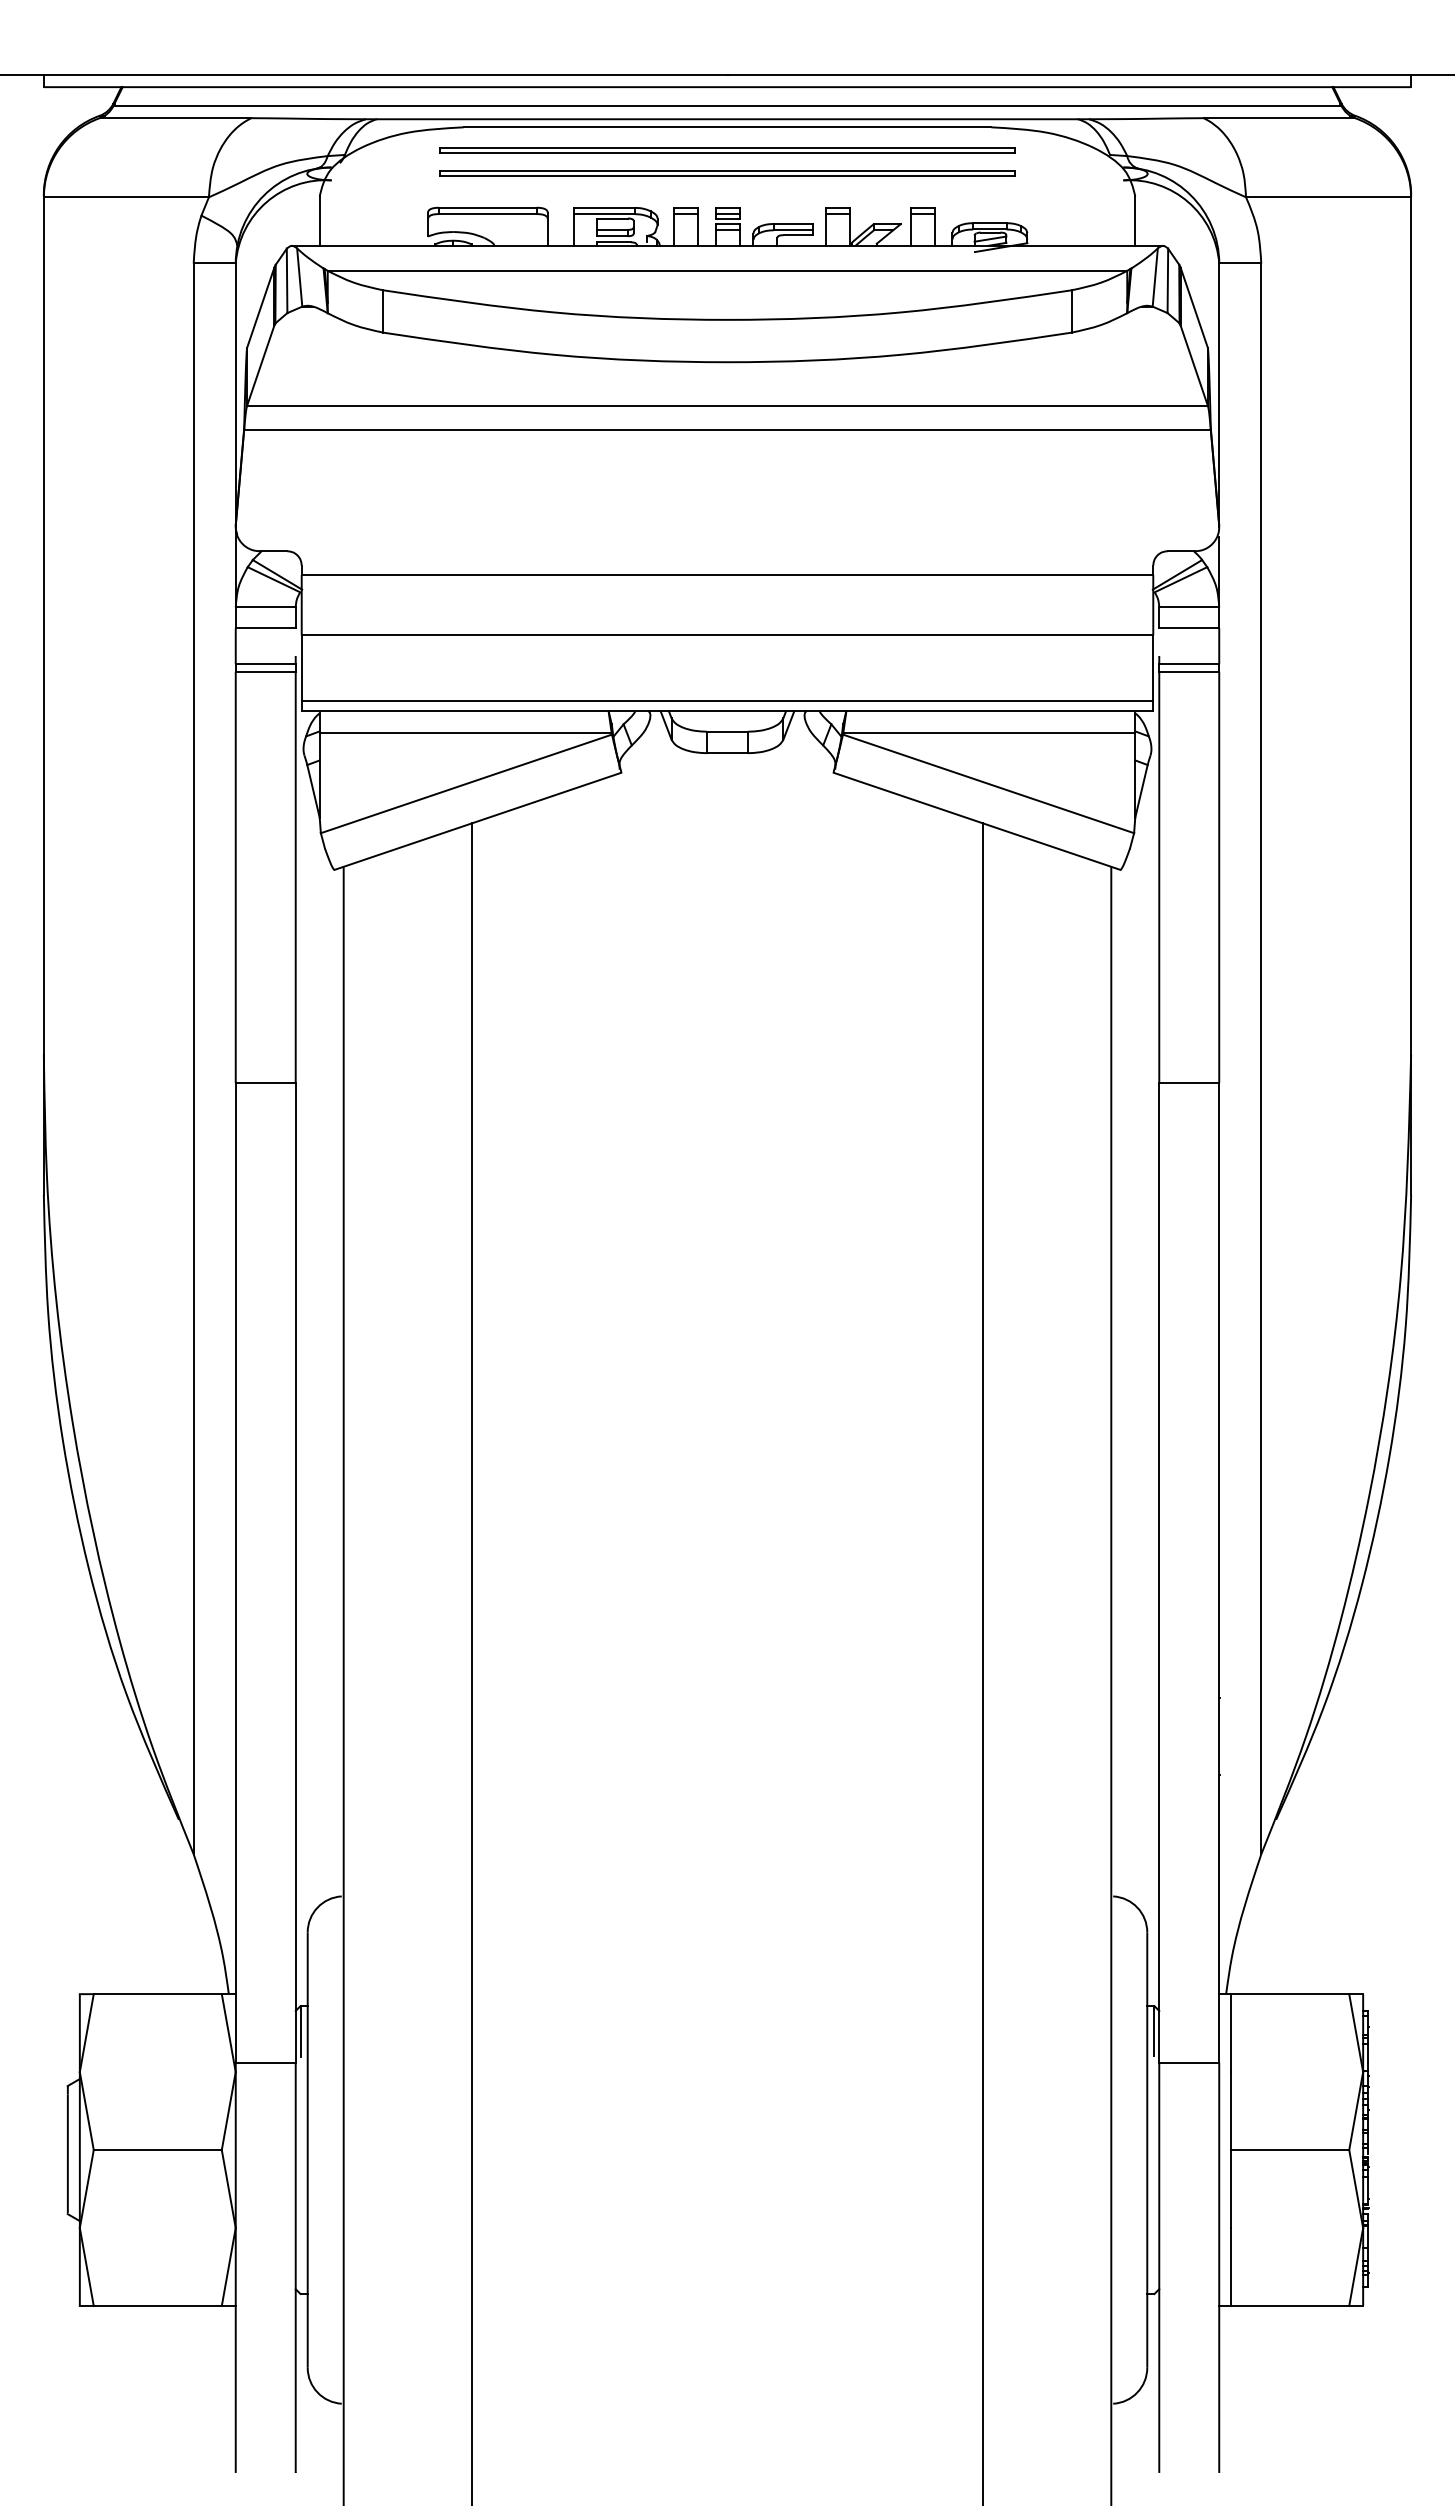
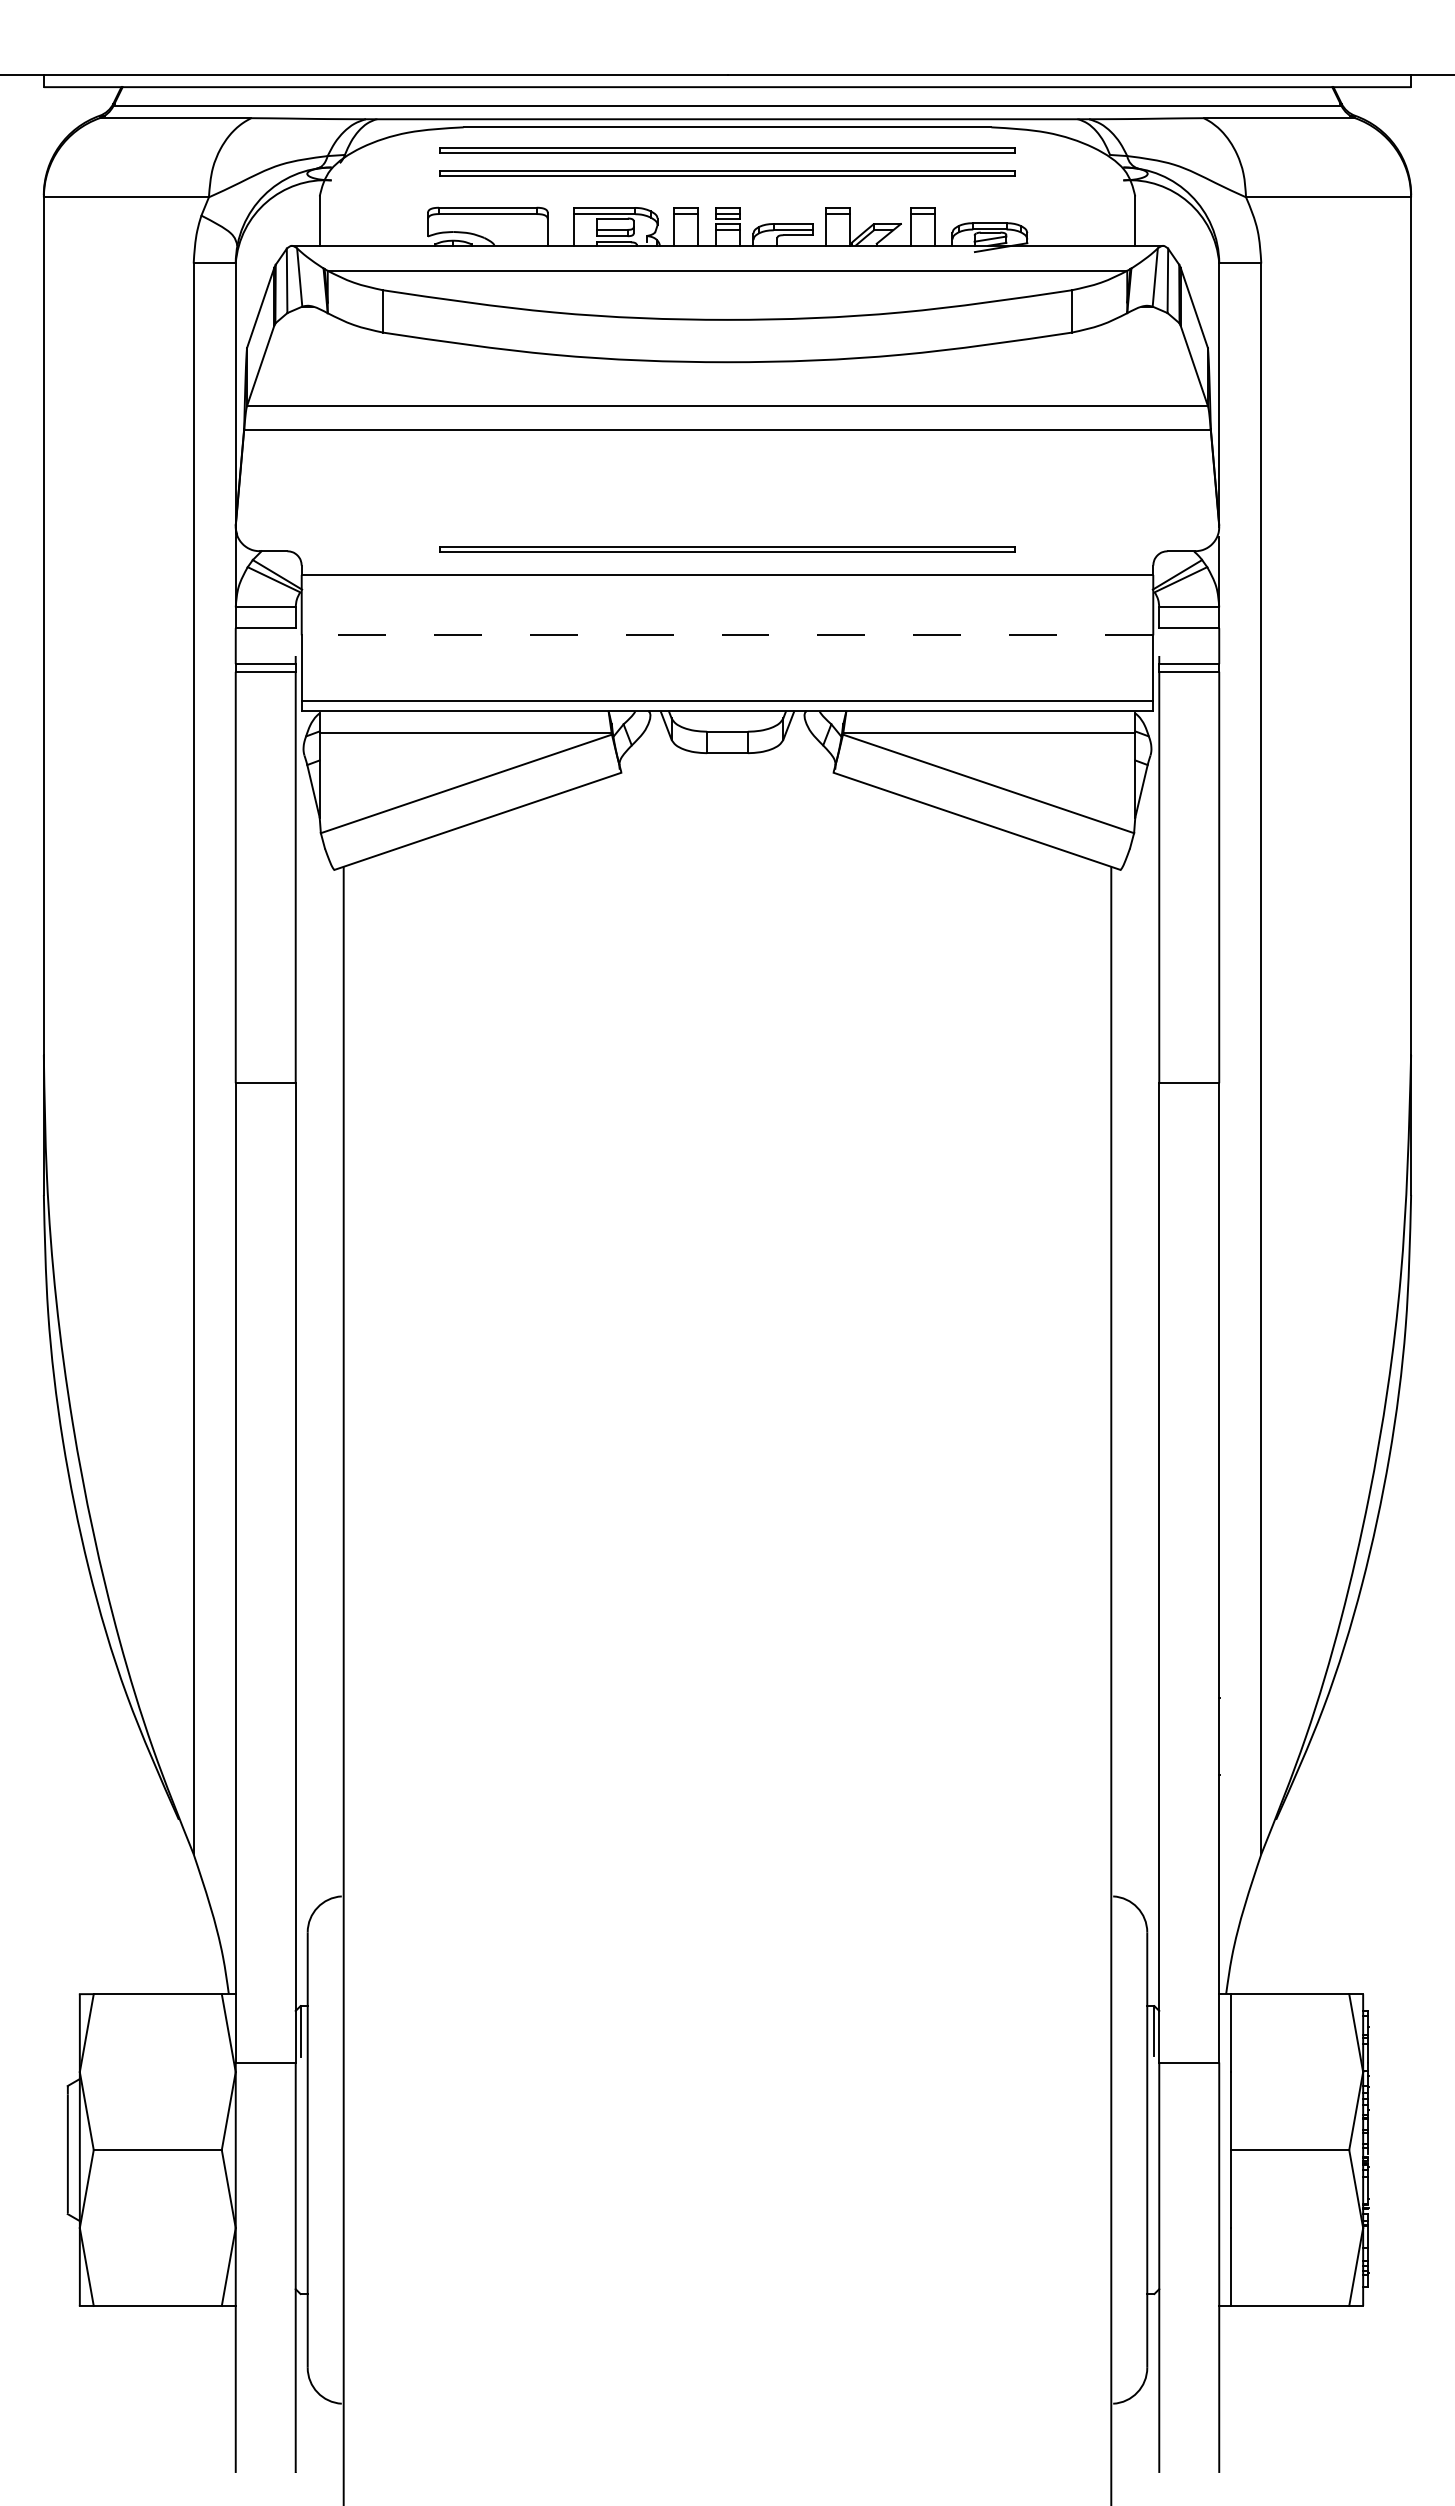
part: none -> present (727, 549)
line: solid -> dashed (727, 635)
line: present -> none (471, 1662)
line: present -> none (983, 1662)
